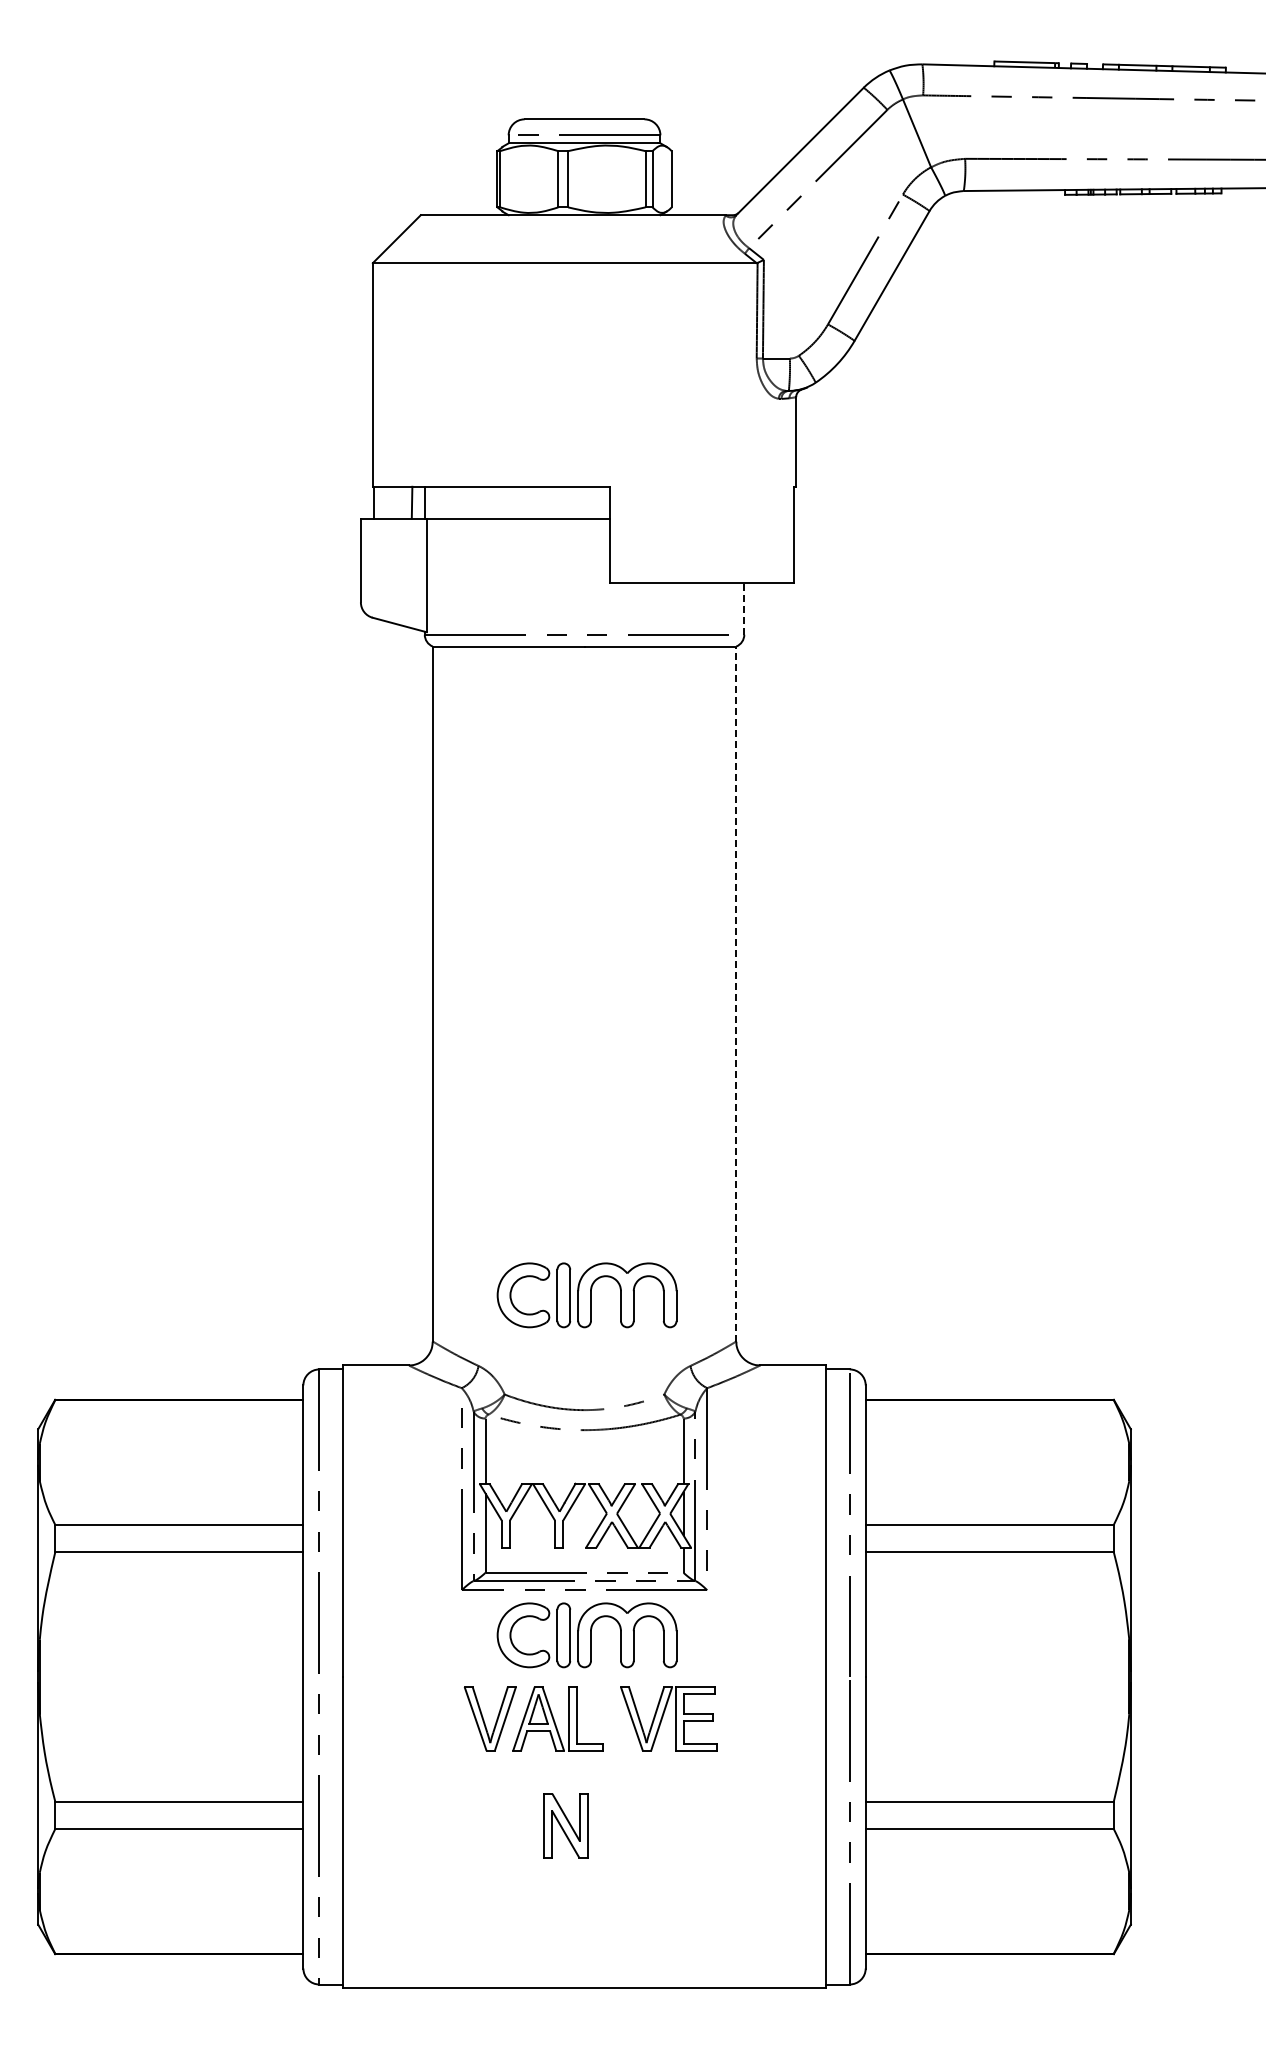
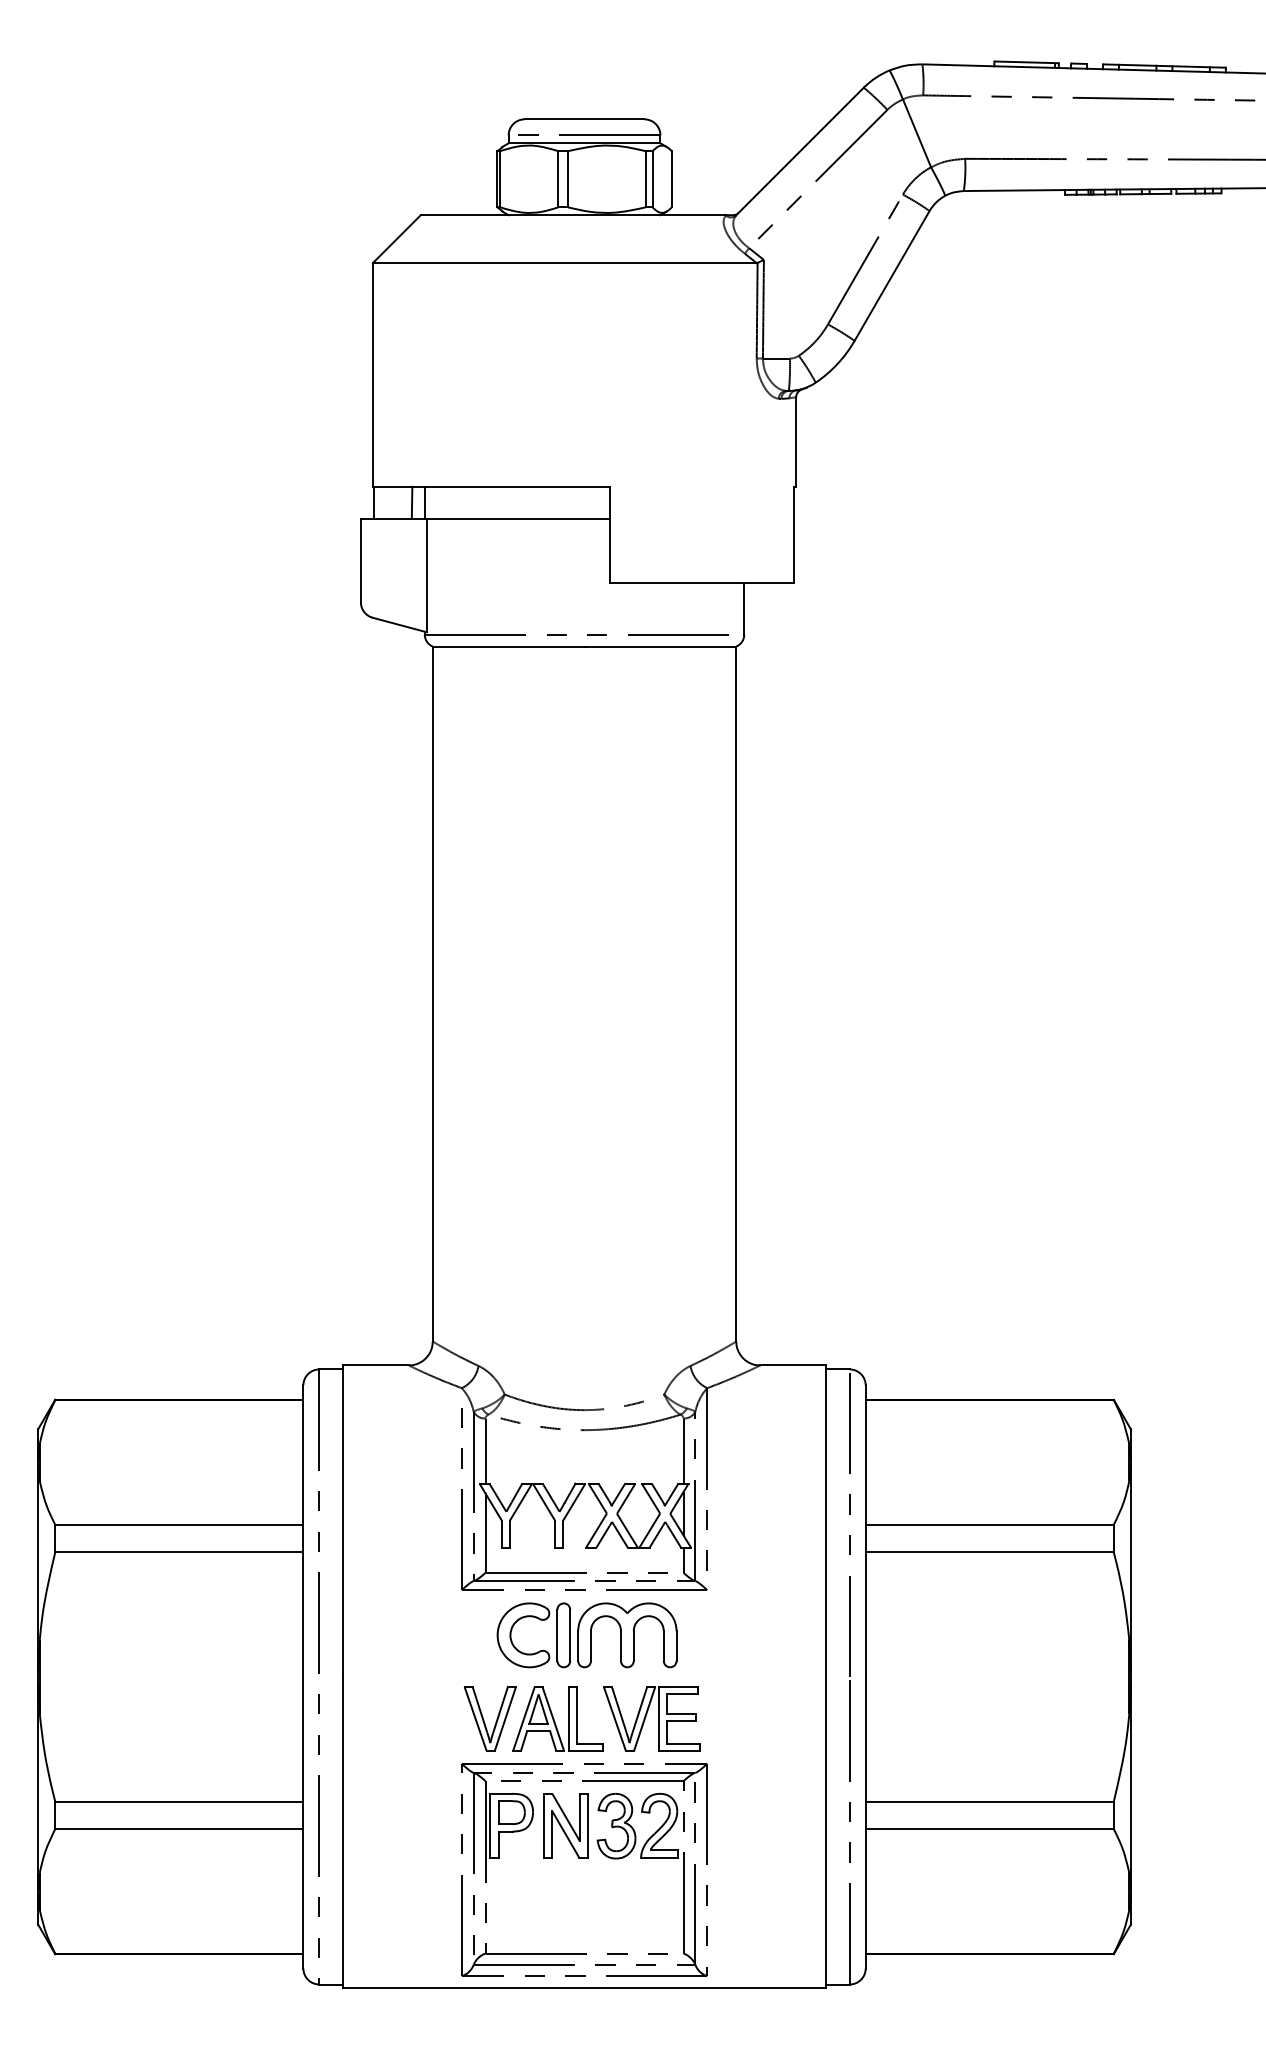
line: dashed -> solid (744, 608)
line: dashed -> solid (736, 994)
part: present -> none (586, 1295)
part position: (668, 1718) -> (651, 1718) (651, 1718)
part: none -> present (601, 1852)
